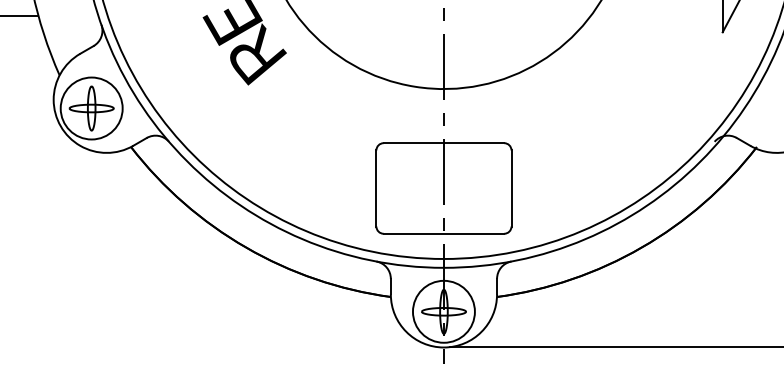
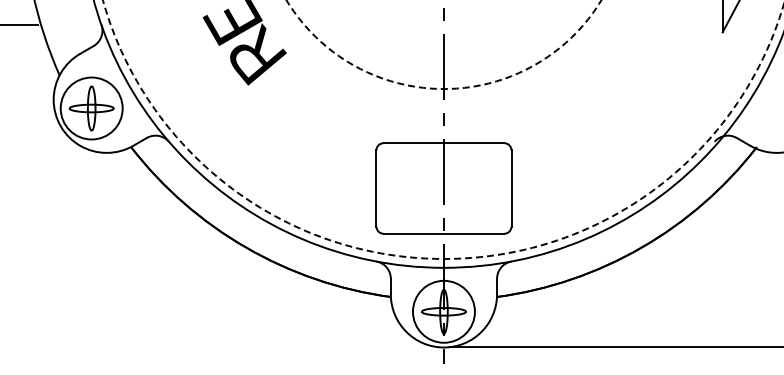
line position: (20, 15) -> (20, 24) (20, 24)
arc: solid -> dashed (444, 89)
circle: solid -> dashed (443, 129)
